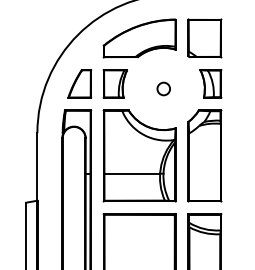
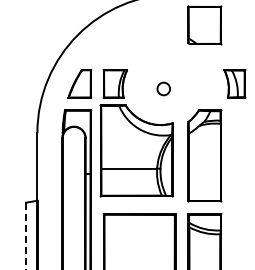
part: present -> none (139, 38)
part position: (204, 38) -> (204, 25) (204, 25)
part position: (210, 83) -> (234, 83) (234, 83)
part position: (139, 155) -> (136, 150) (136, 150)
line: solid -> dashed (26, 236)
